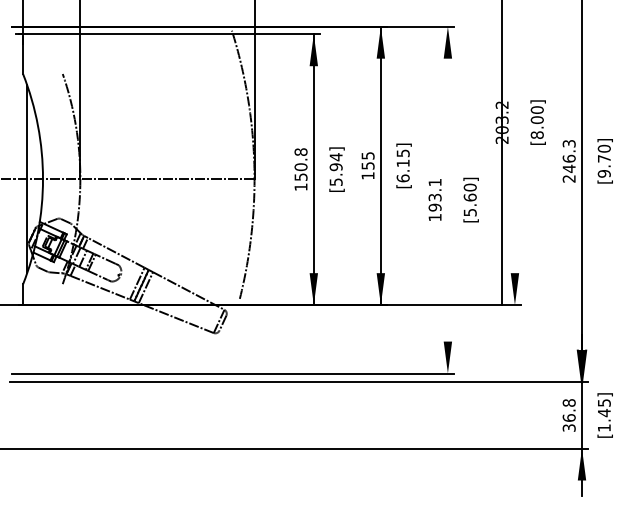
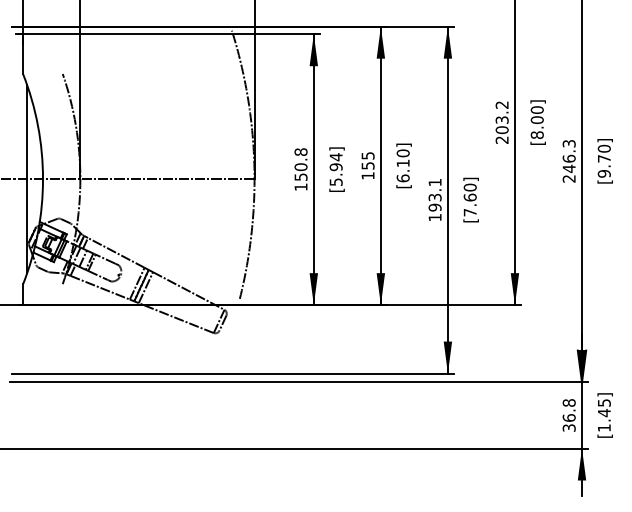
text: [6.15] -> [6.10] (402, 153)
line position: (501, 153) -> (514, 153) (514, 153)
line: none -> present (447, 199)
text: [5.60] -> [7.60] (469, 212)
